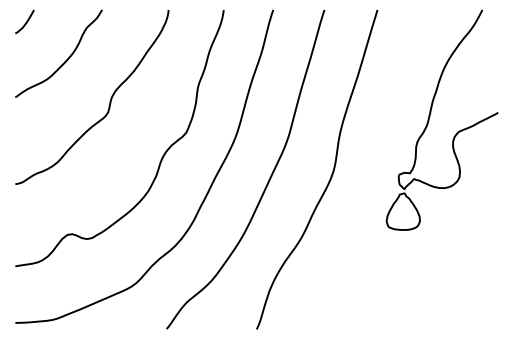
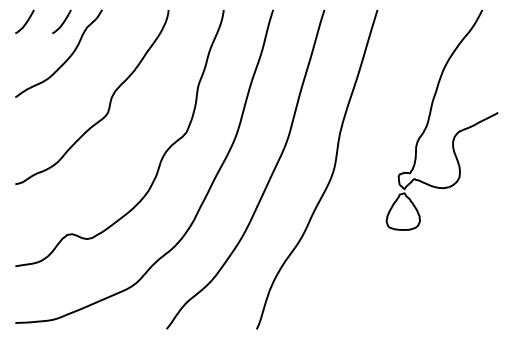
curve: none -> present (62, 22)
